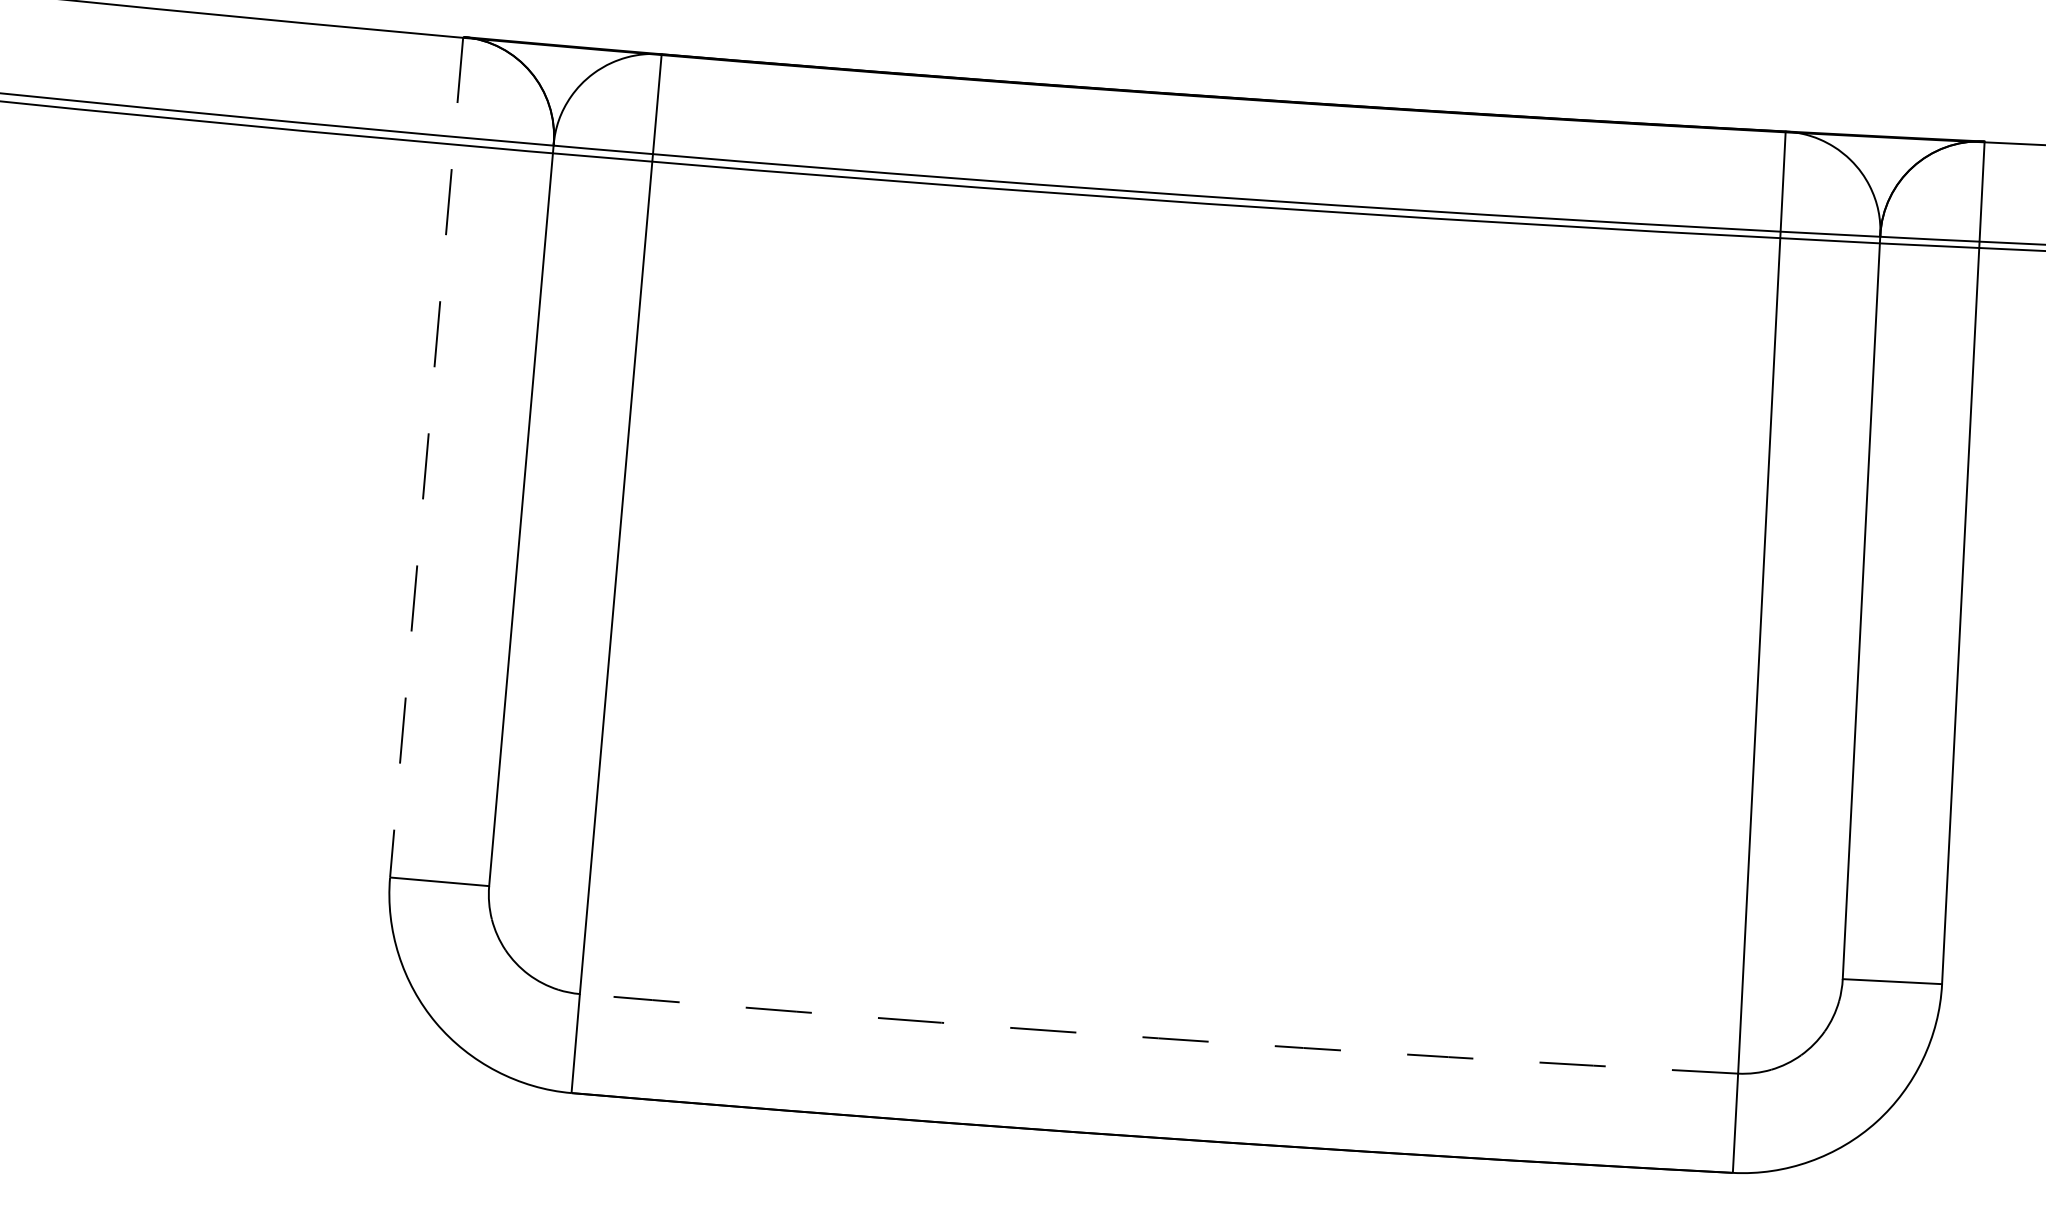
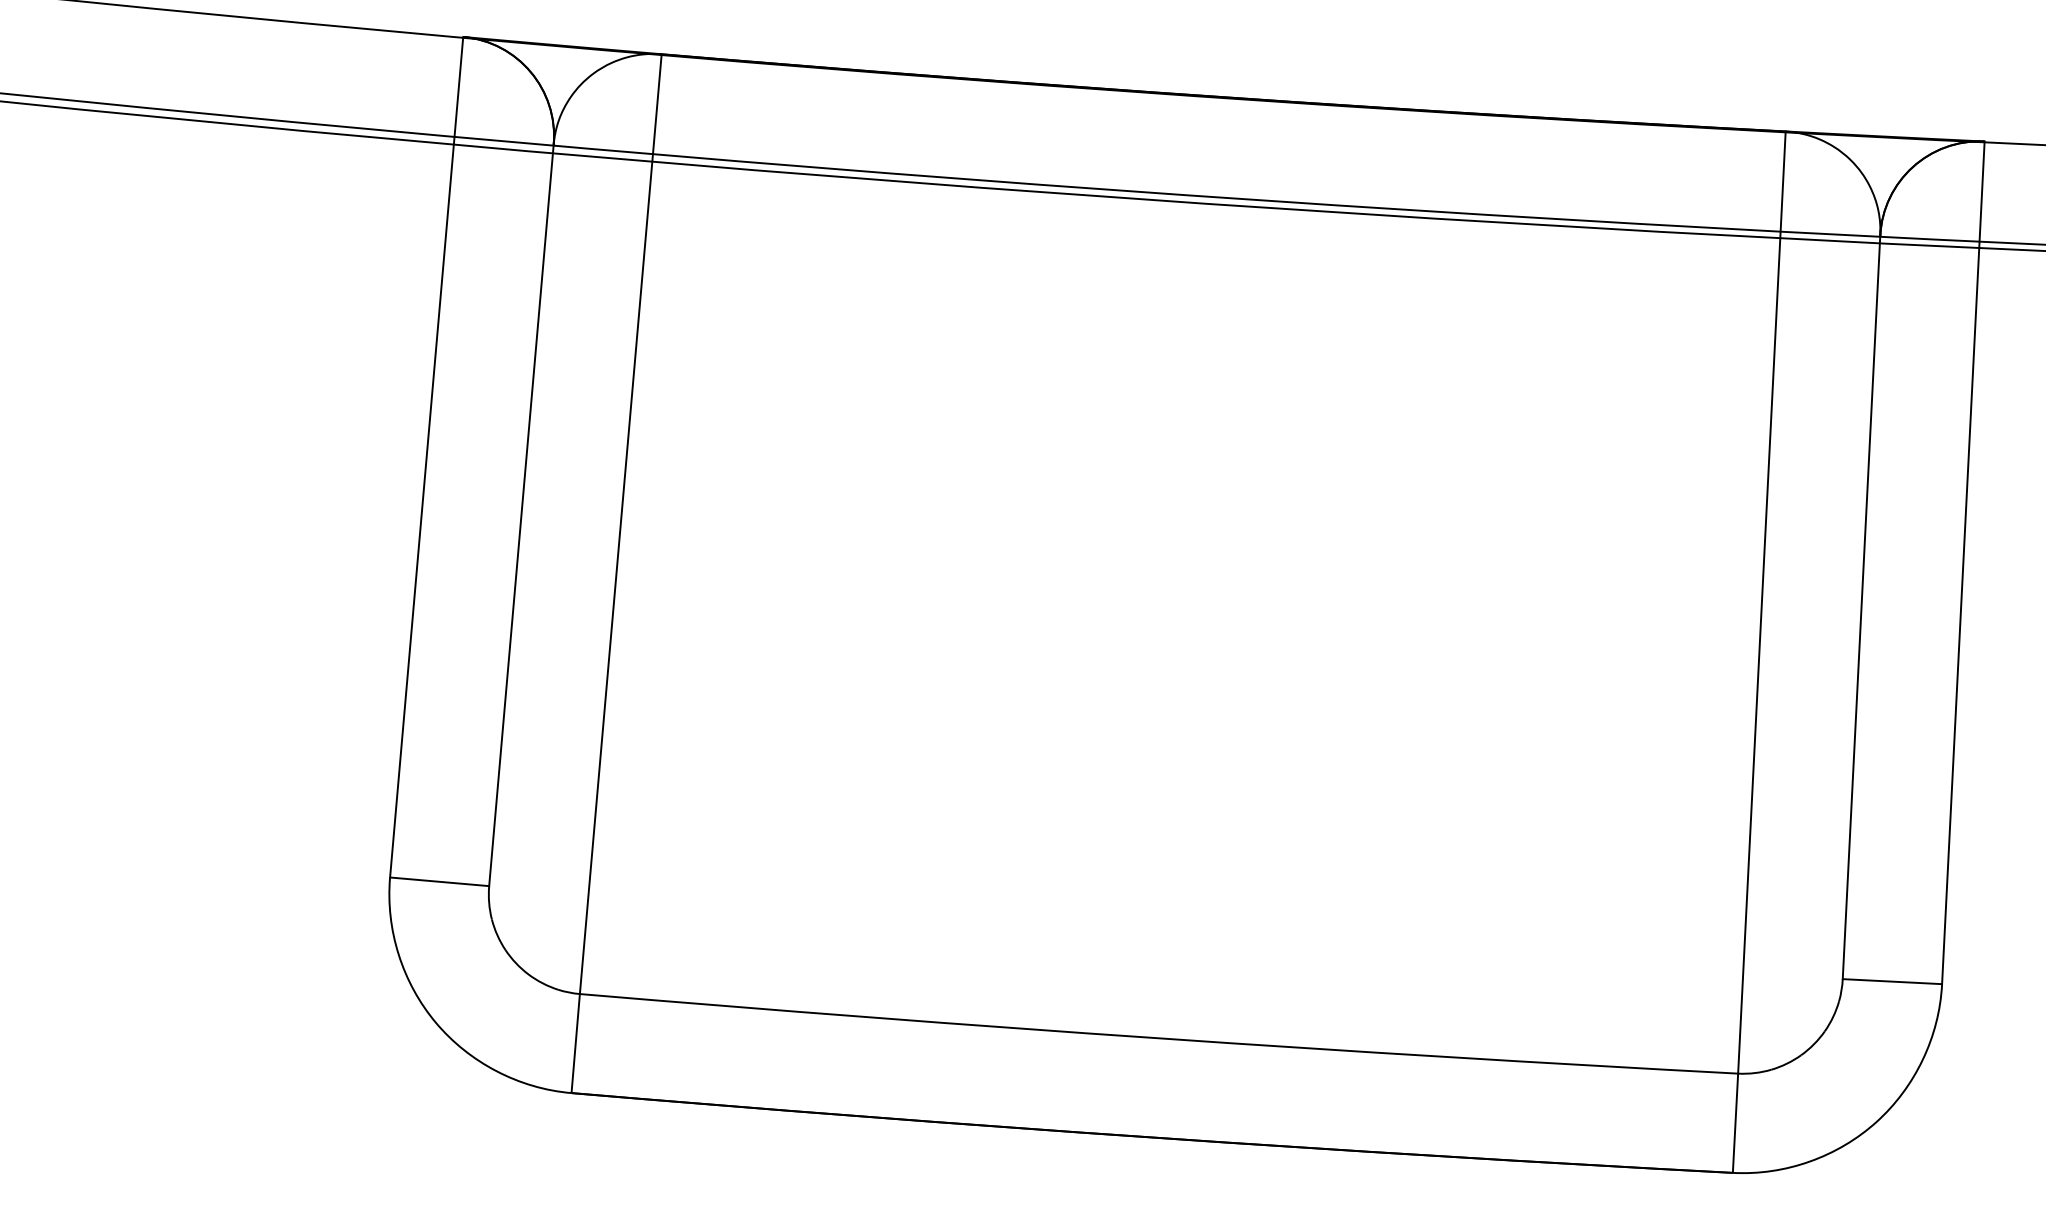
line: dashed -> solid (426, 457)
arc: dashed -> solid (1158, 1038)
